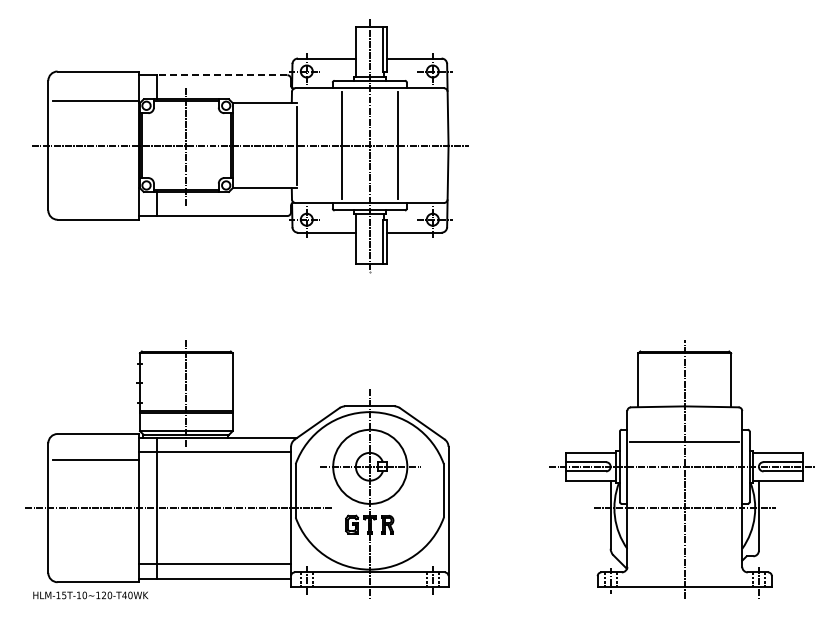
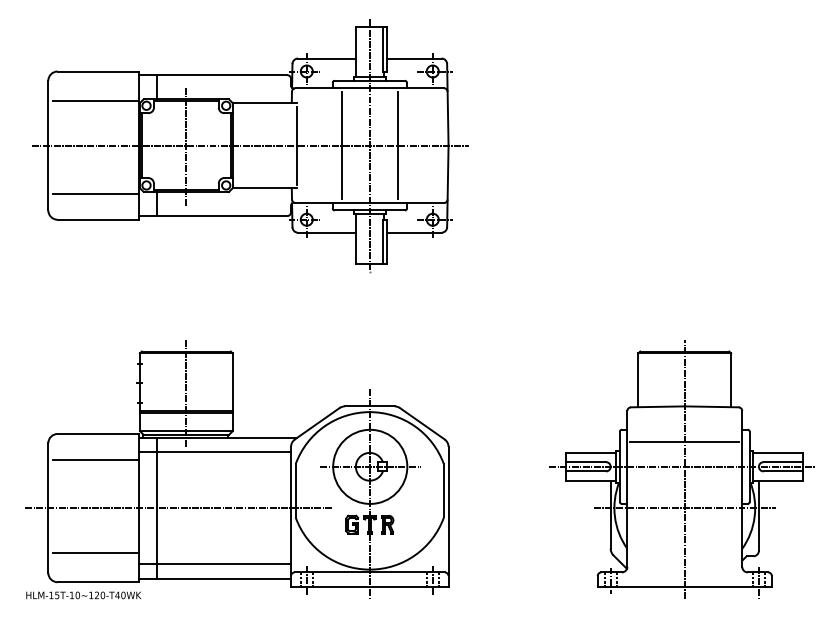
line: dashed -> solid (221, 75)
line: none -> present (95, 193)
line: none -> present (95, 552)
text position: (90, 595) -> (83, 595) (83, 595)
